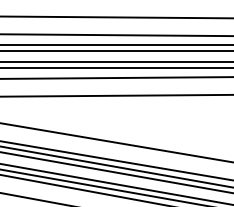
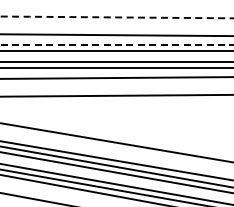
line: solid -> dashed (116, 17)
line: solid -> dashed (116, 45)
